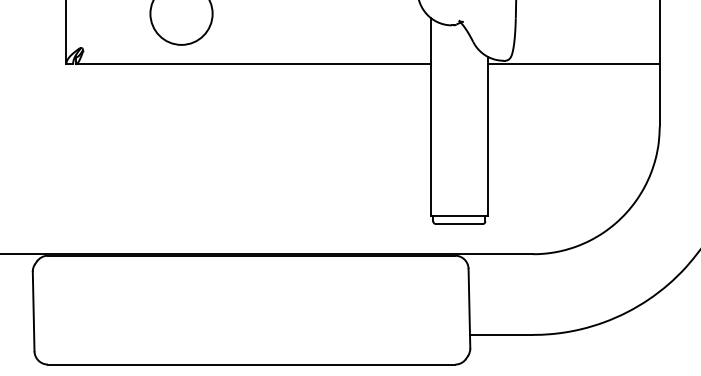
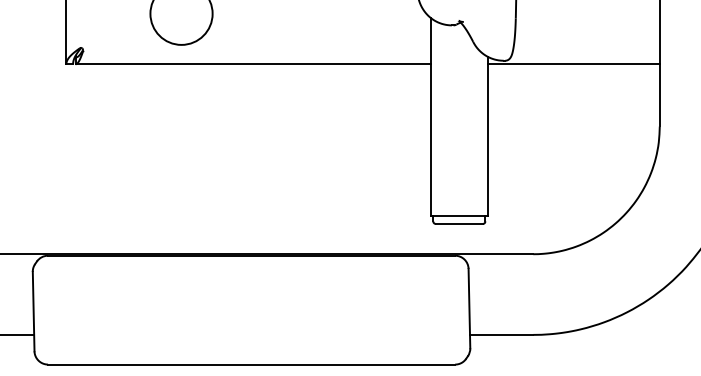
line: none -> present (18, 334)
